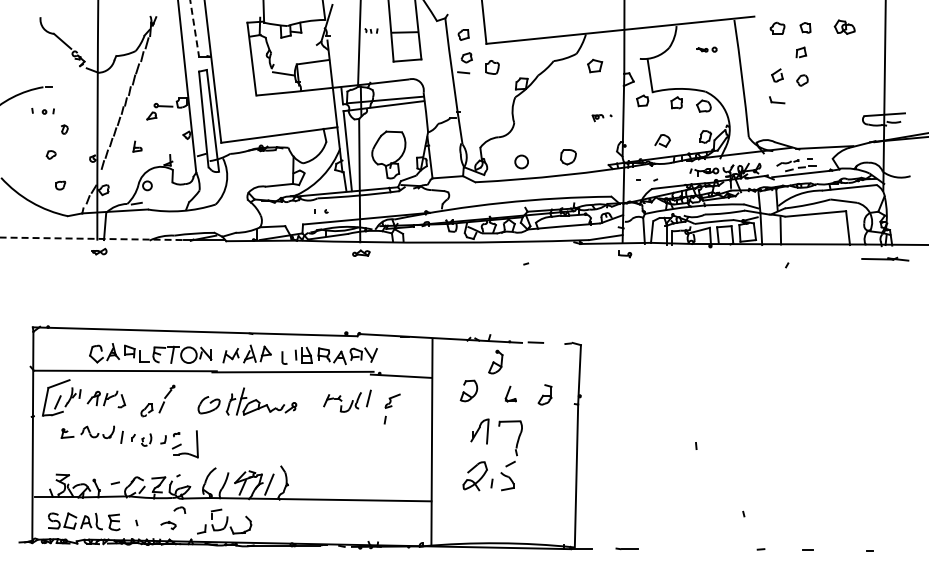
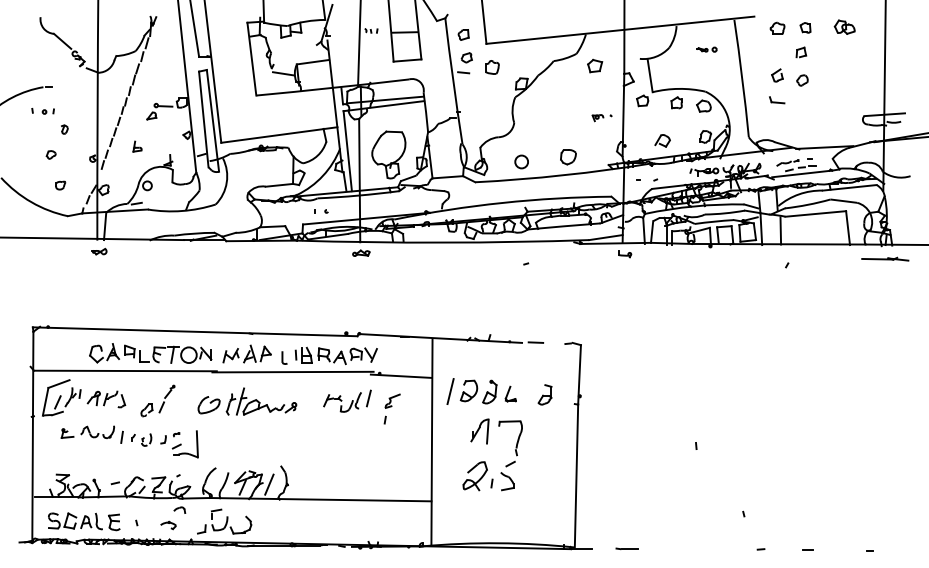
line: dashed -> solid (194, 29)
line: dashed -> solid (92, 238)
part position: (495, 361) -> (489, 391) (489, 391)
line: none -> present (450, 391)
